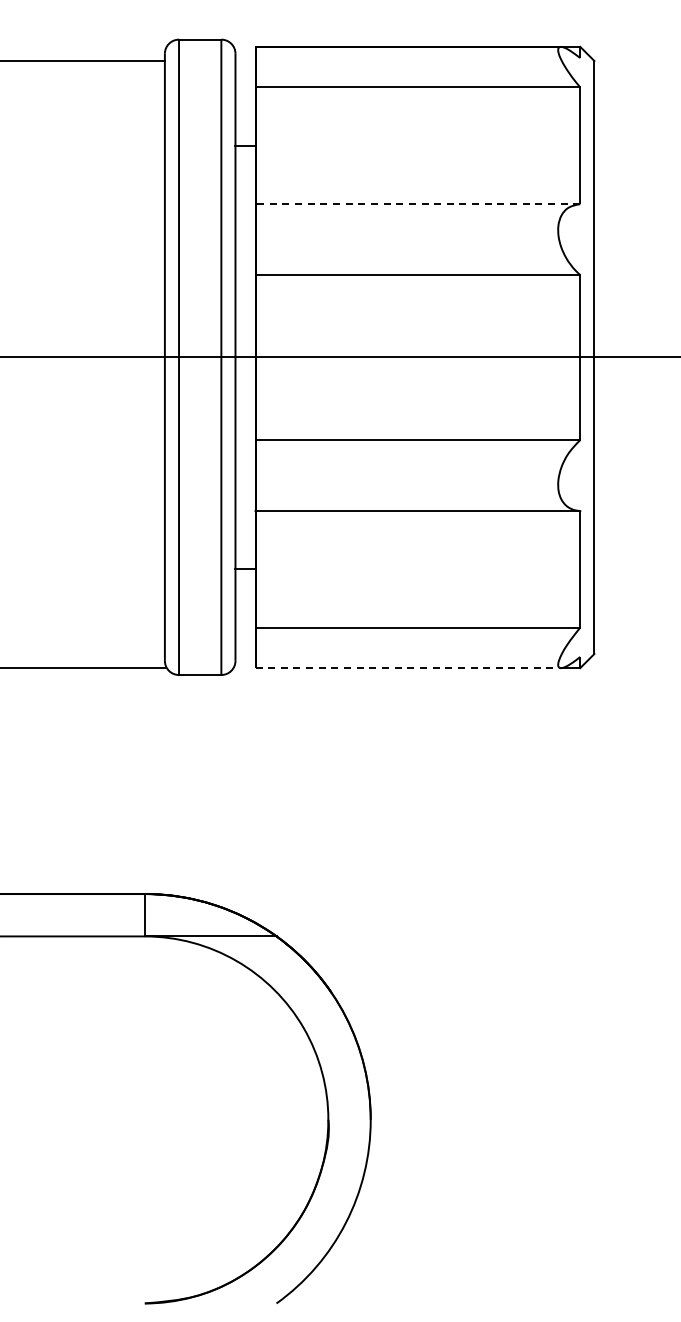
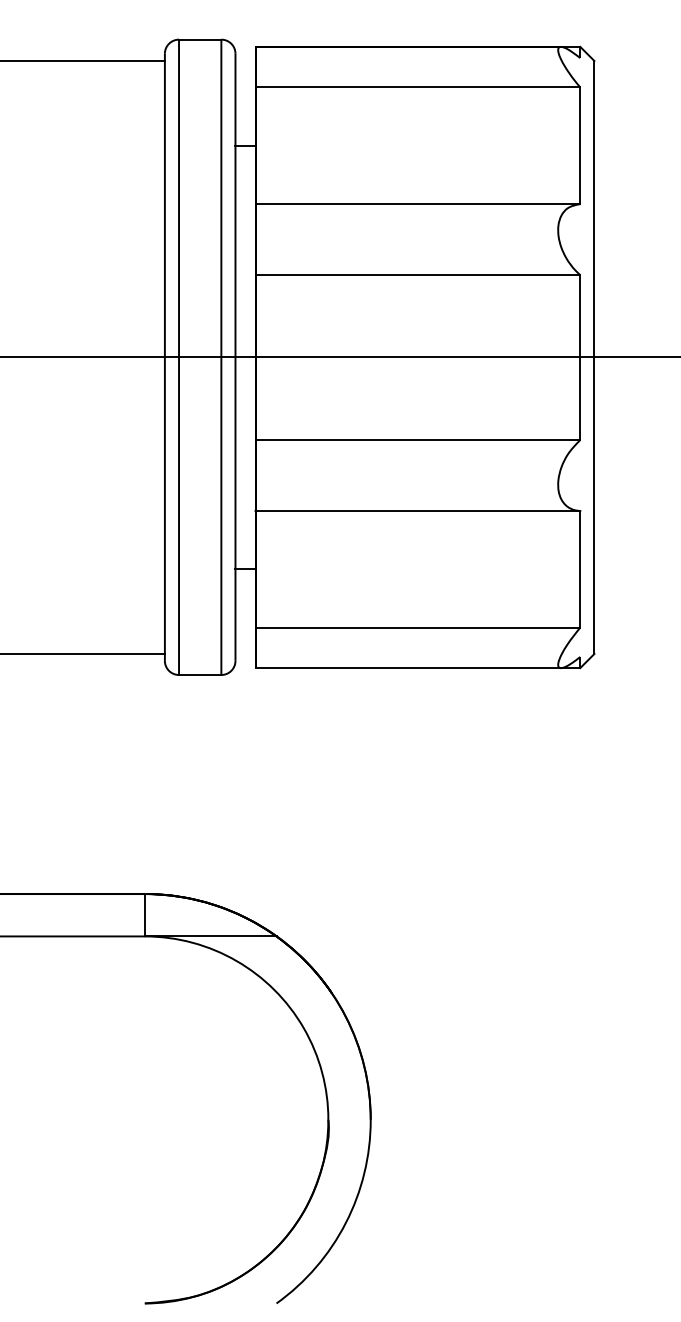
line: dashed -> solid (417, 204)
line position: (83, 667) -> (83, 653) (83, 653)
line: dashed -> solid (408, 668)
